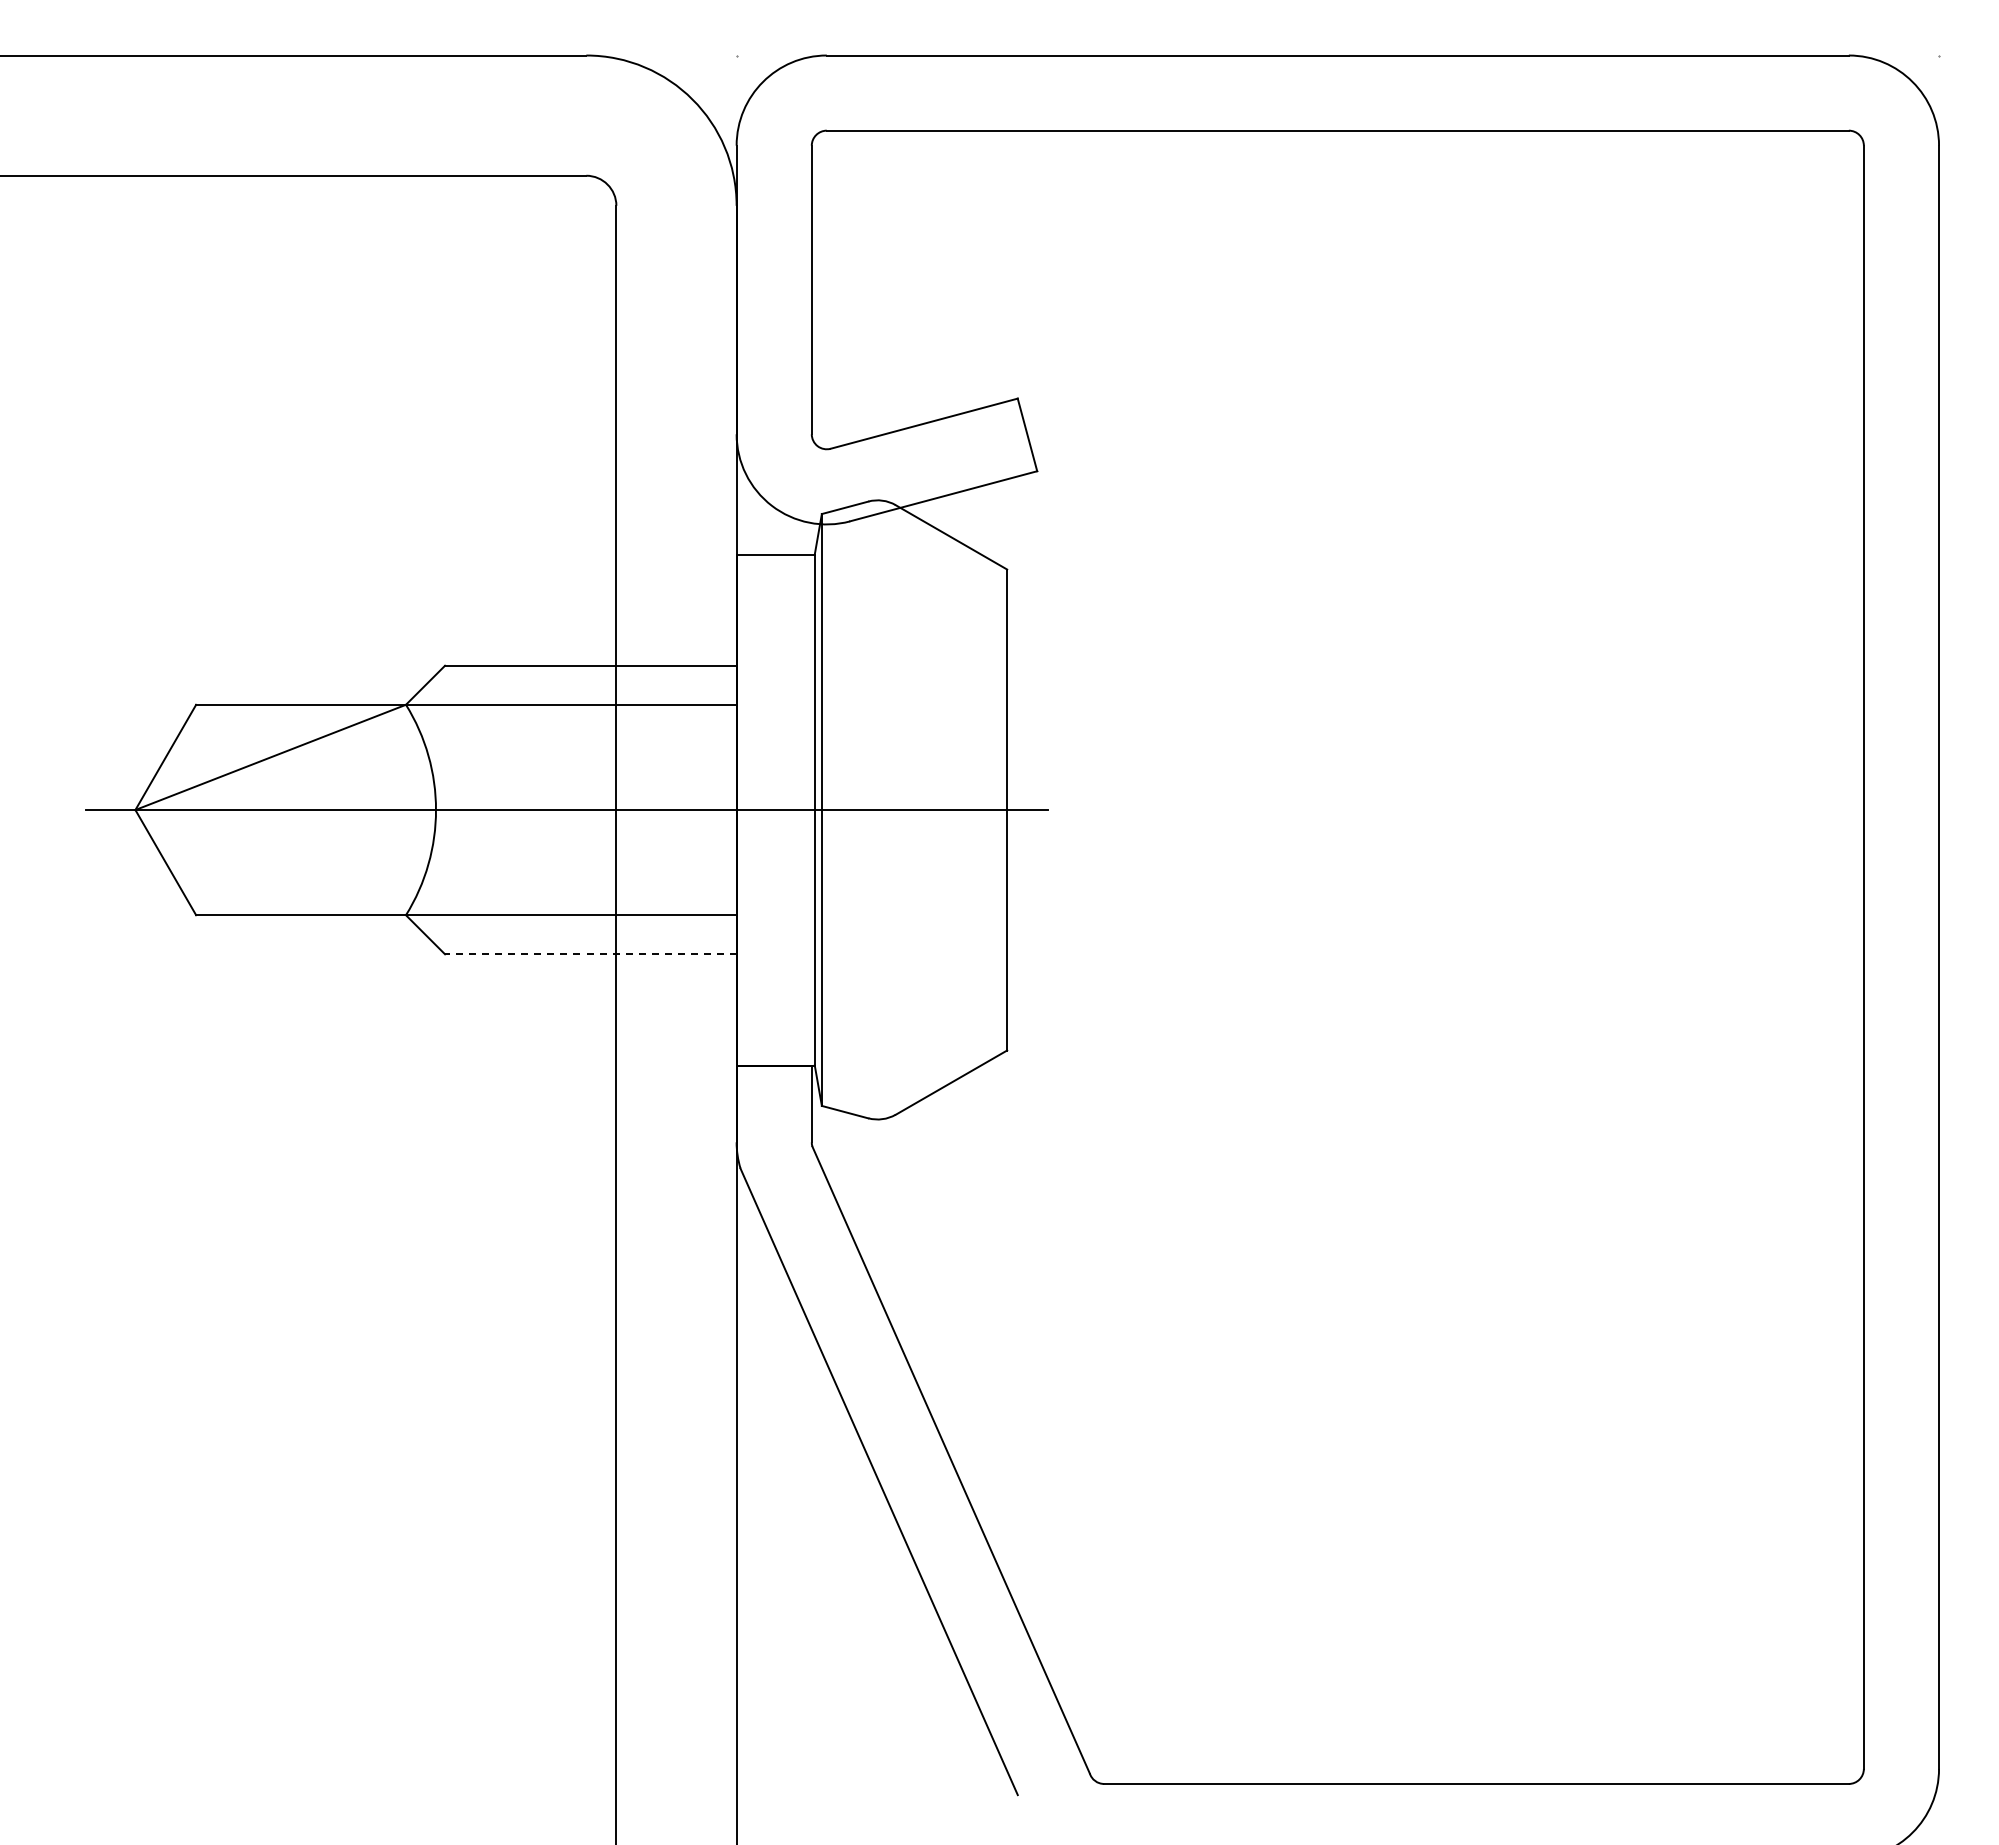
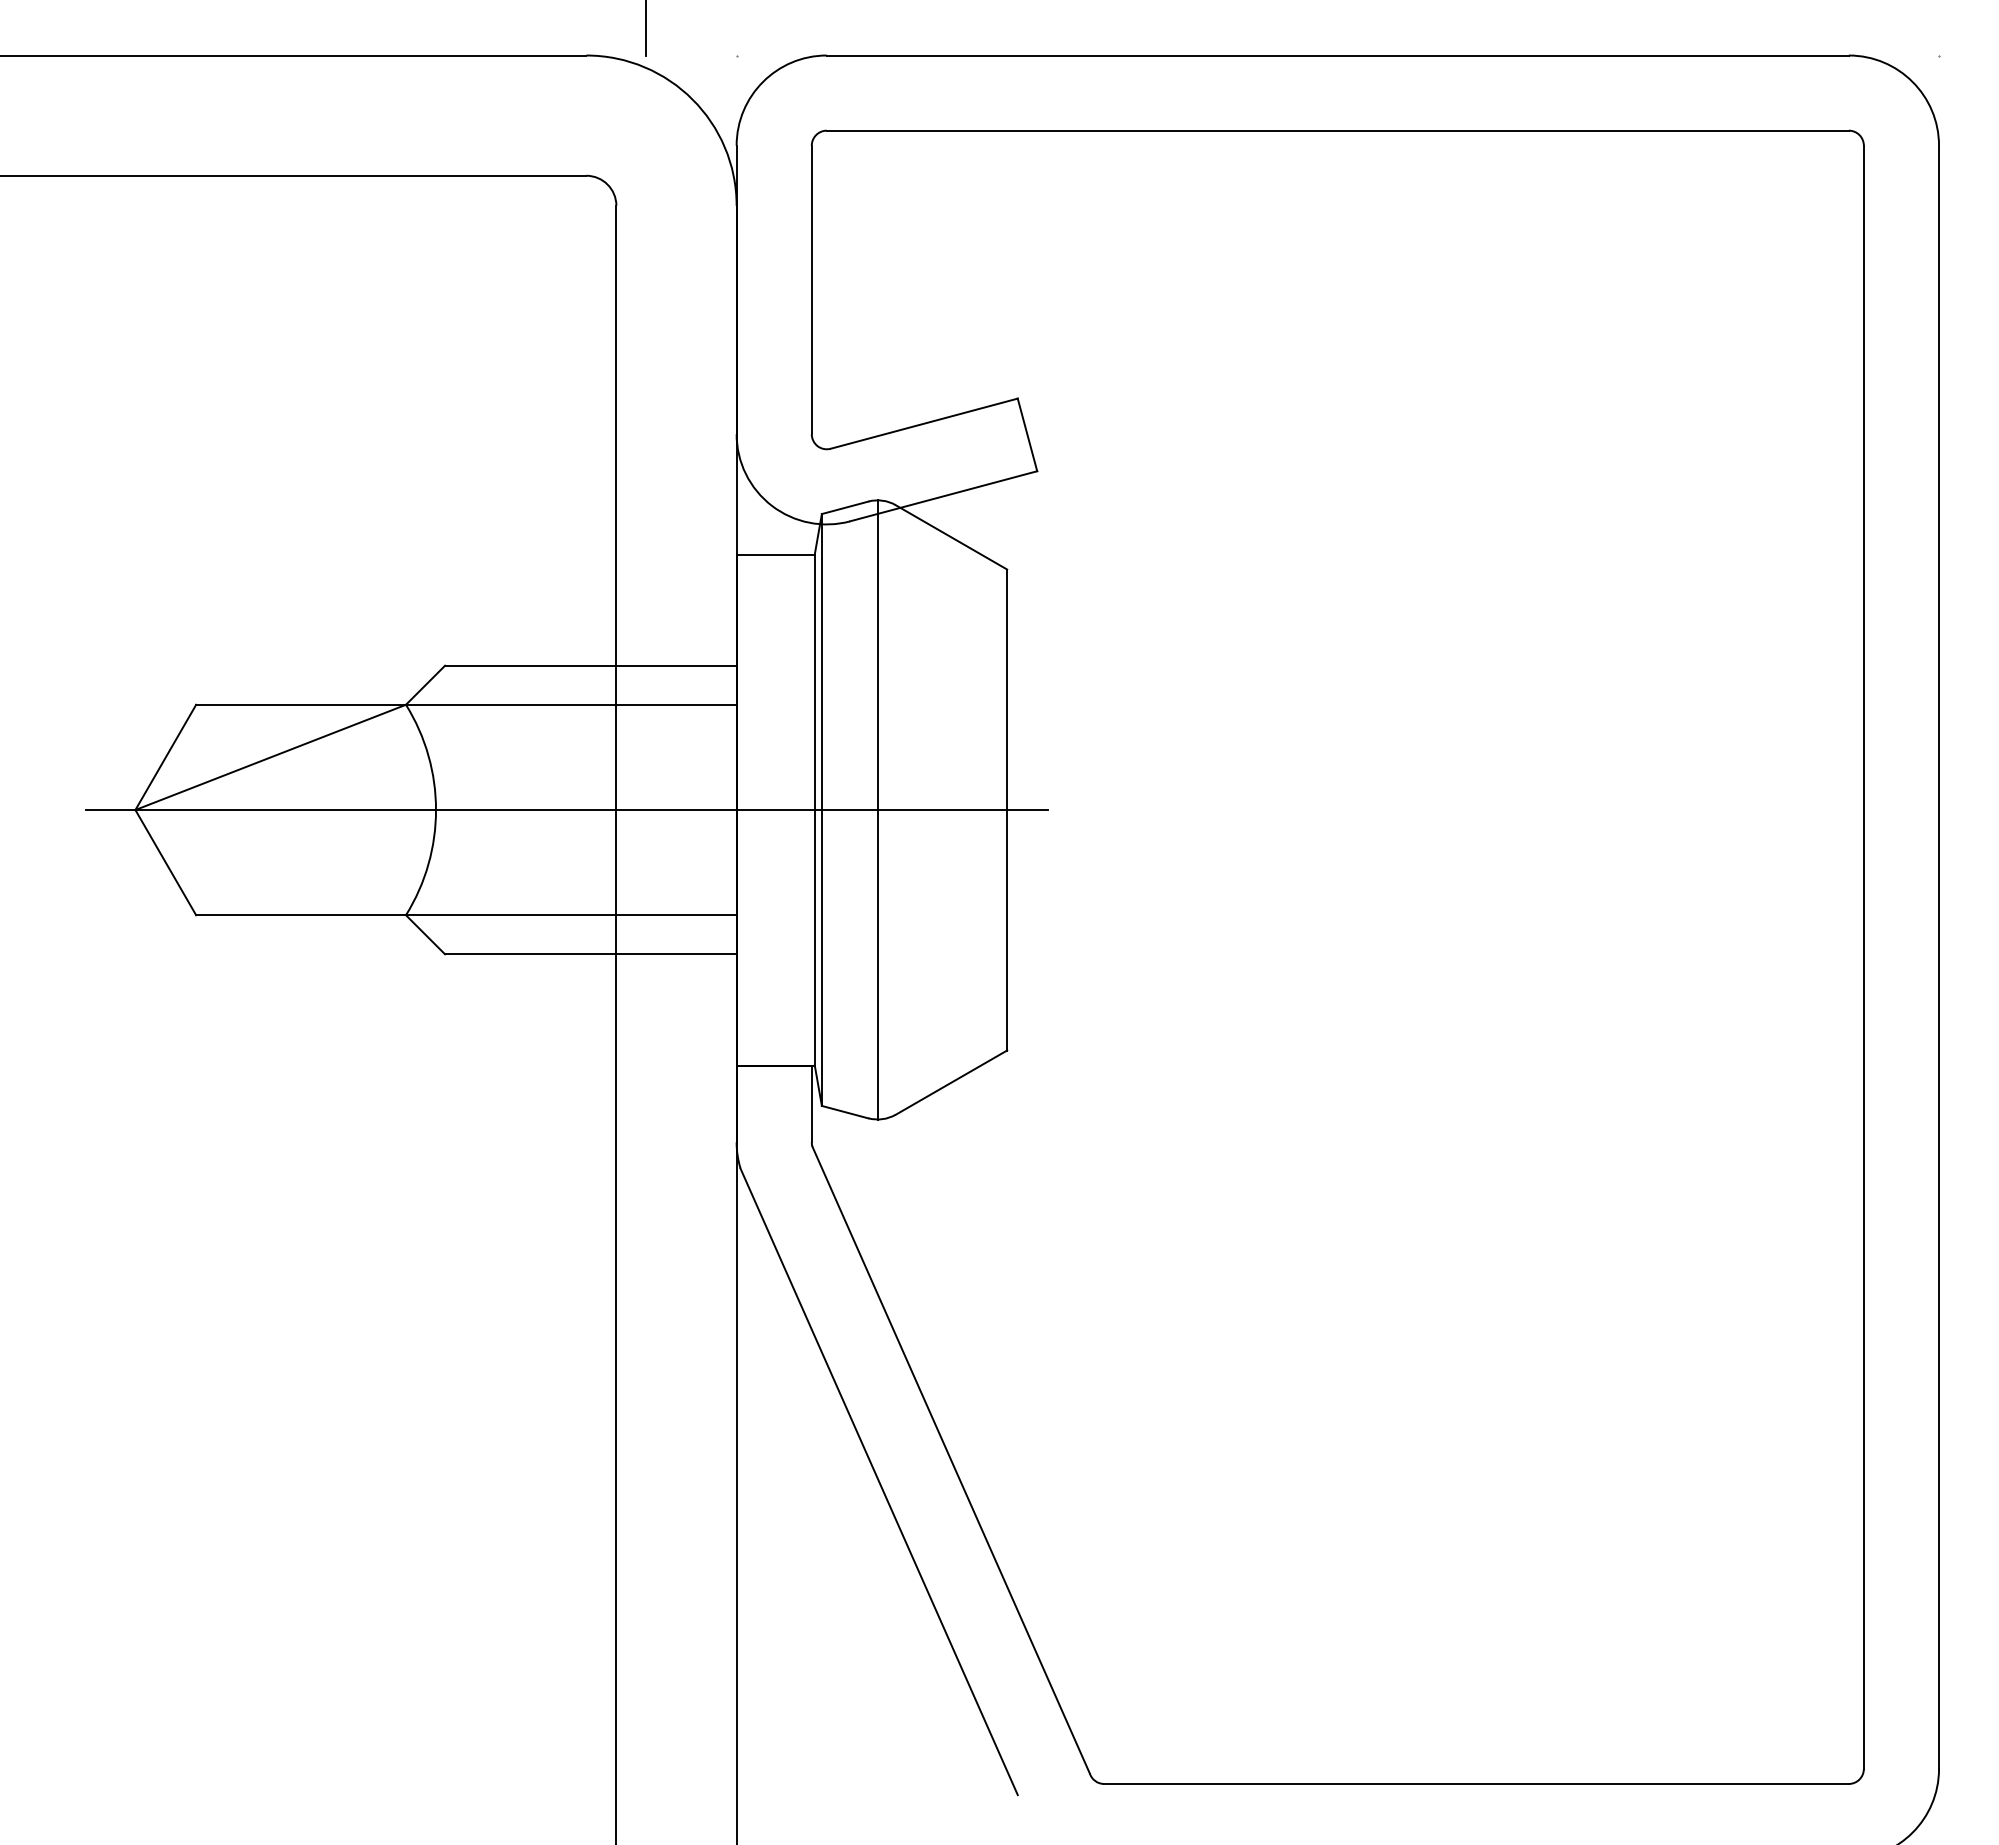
line: none -> present (646, 28)
line: none -> present (877, 809)
line: dashed -> solid (590, 954)
